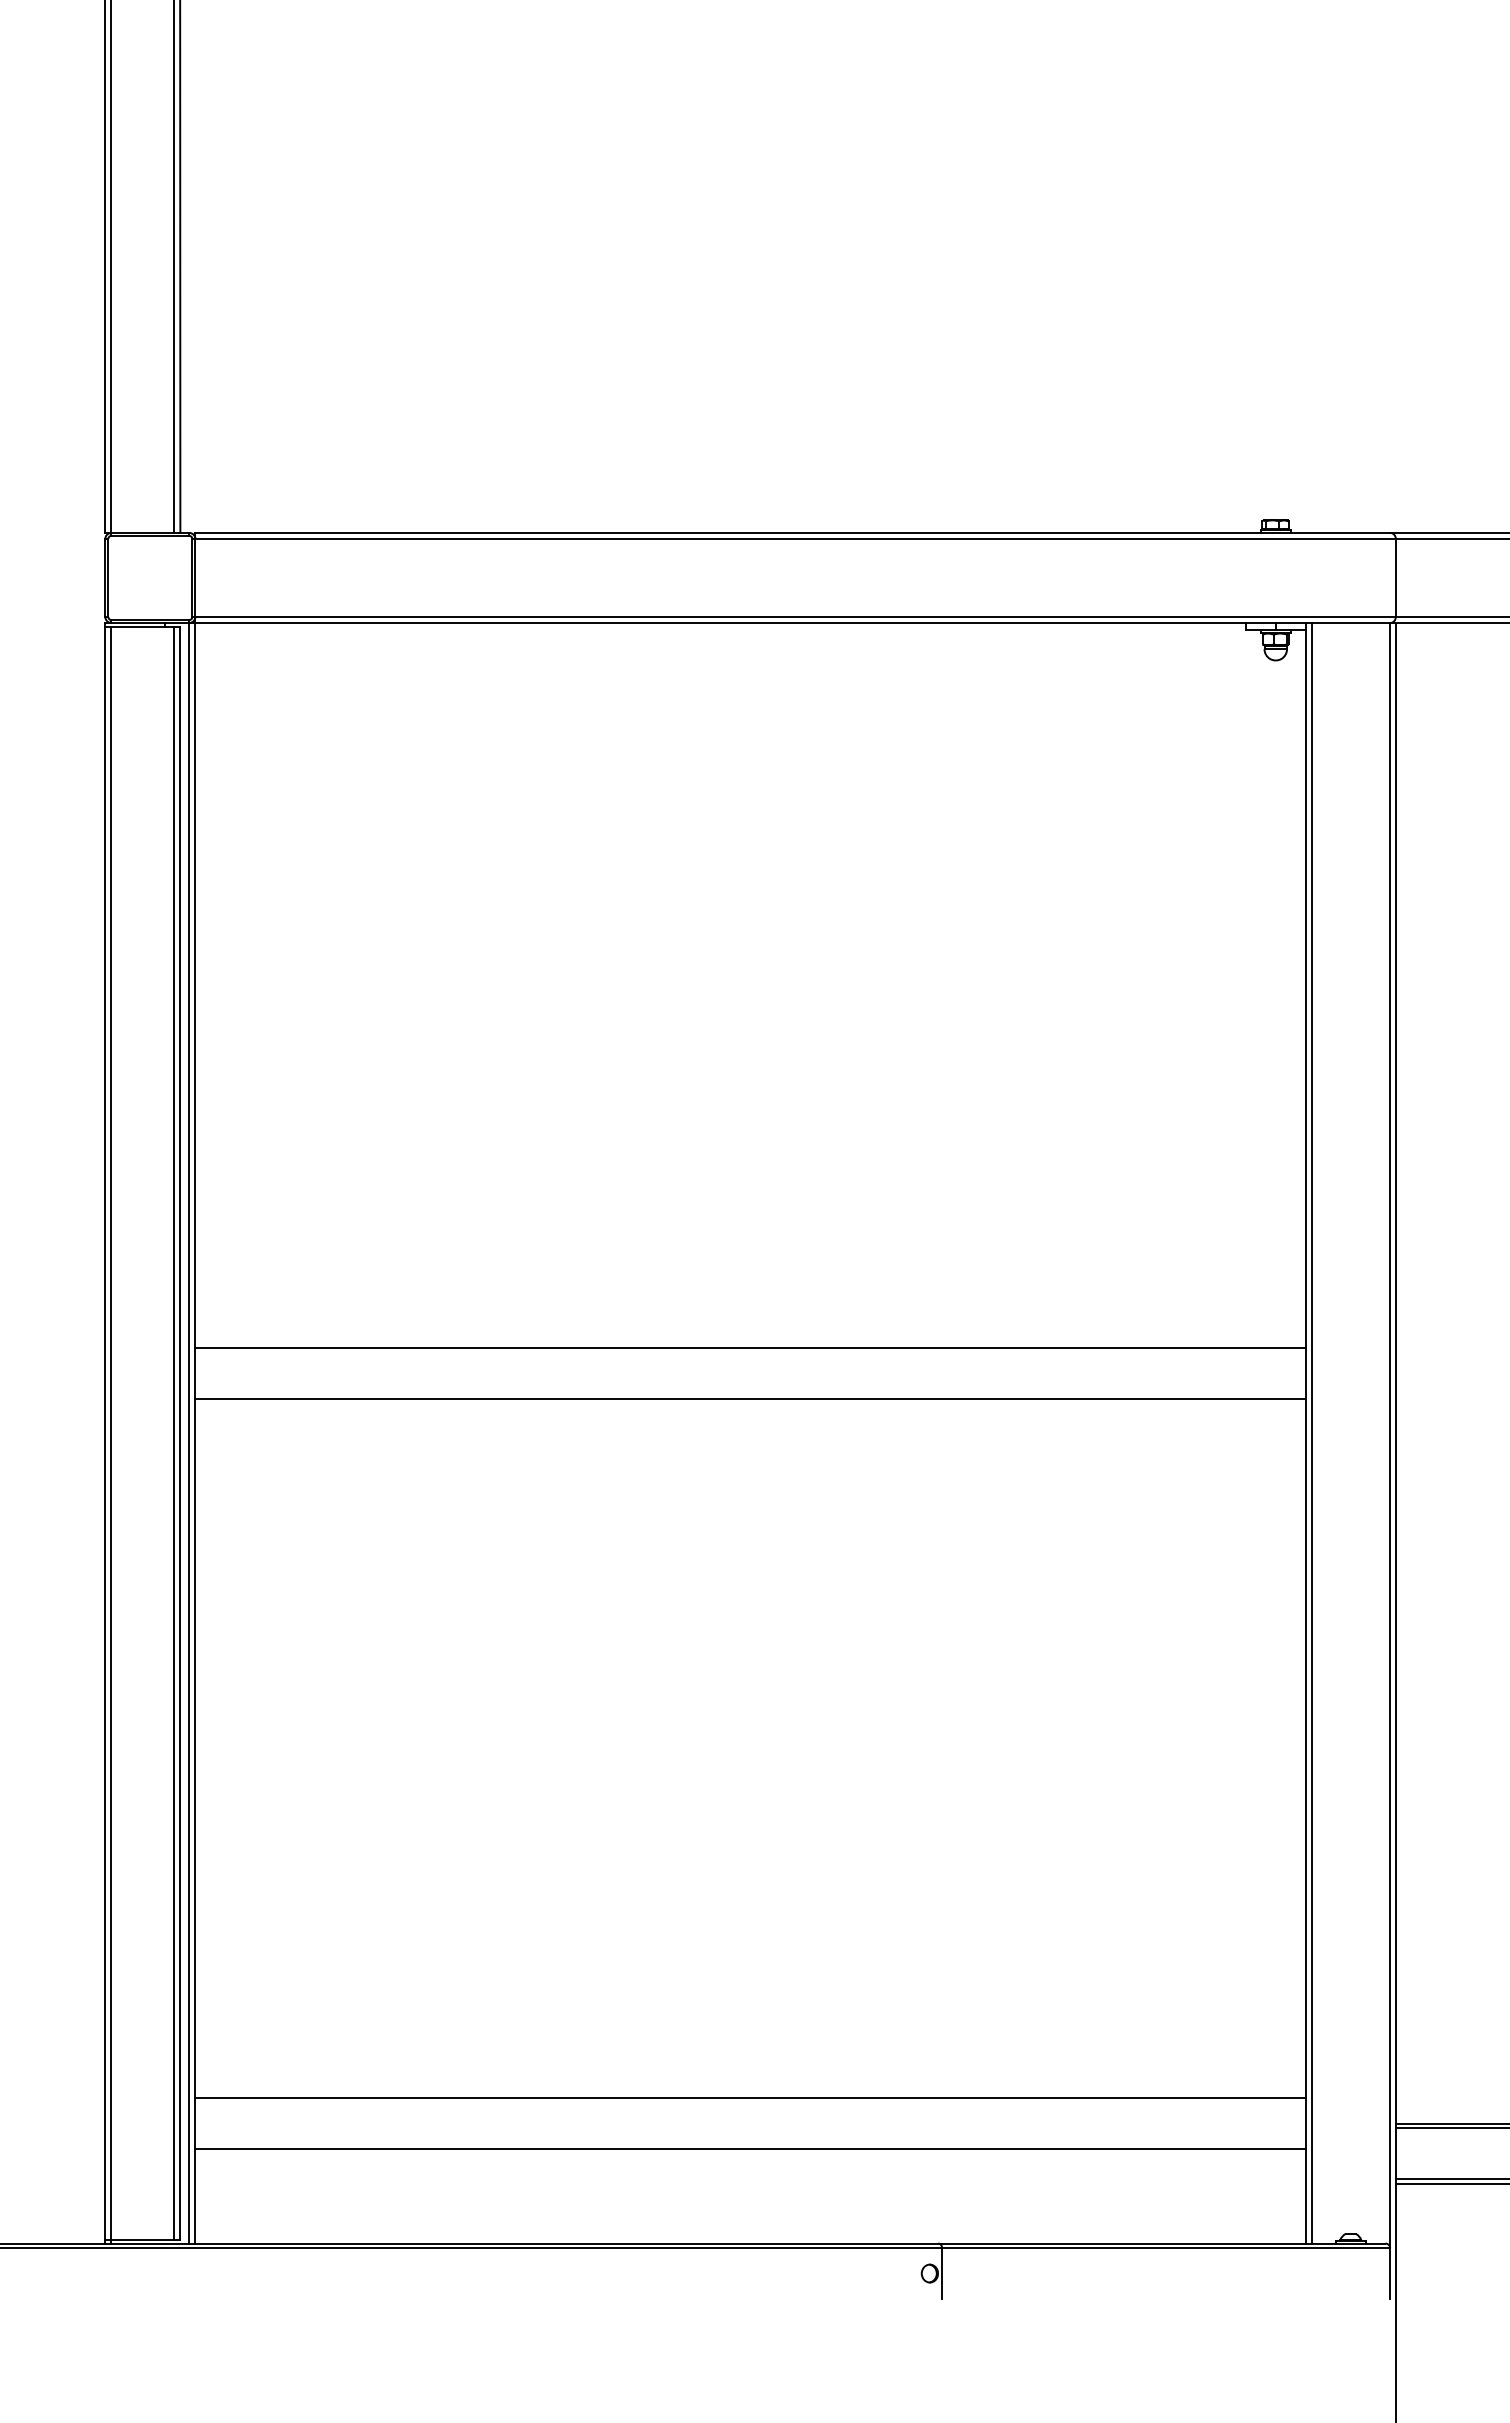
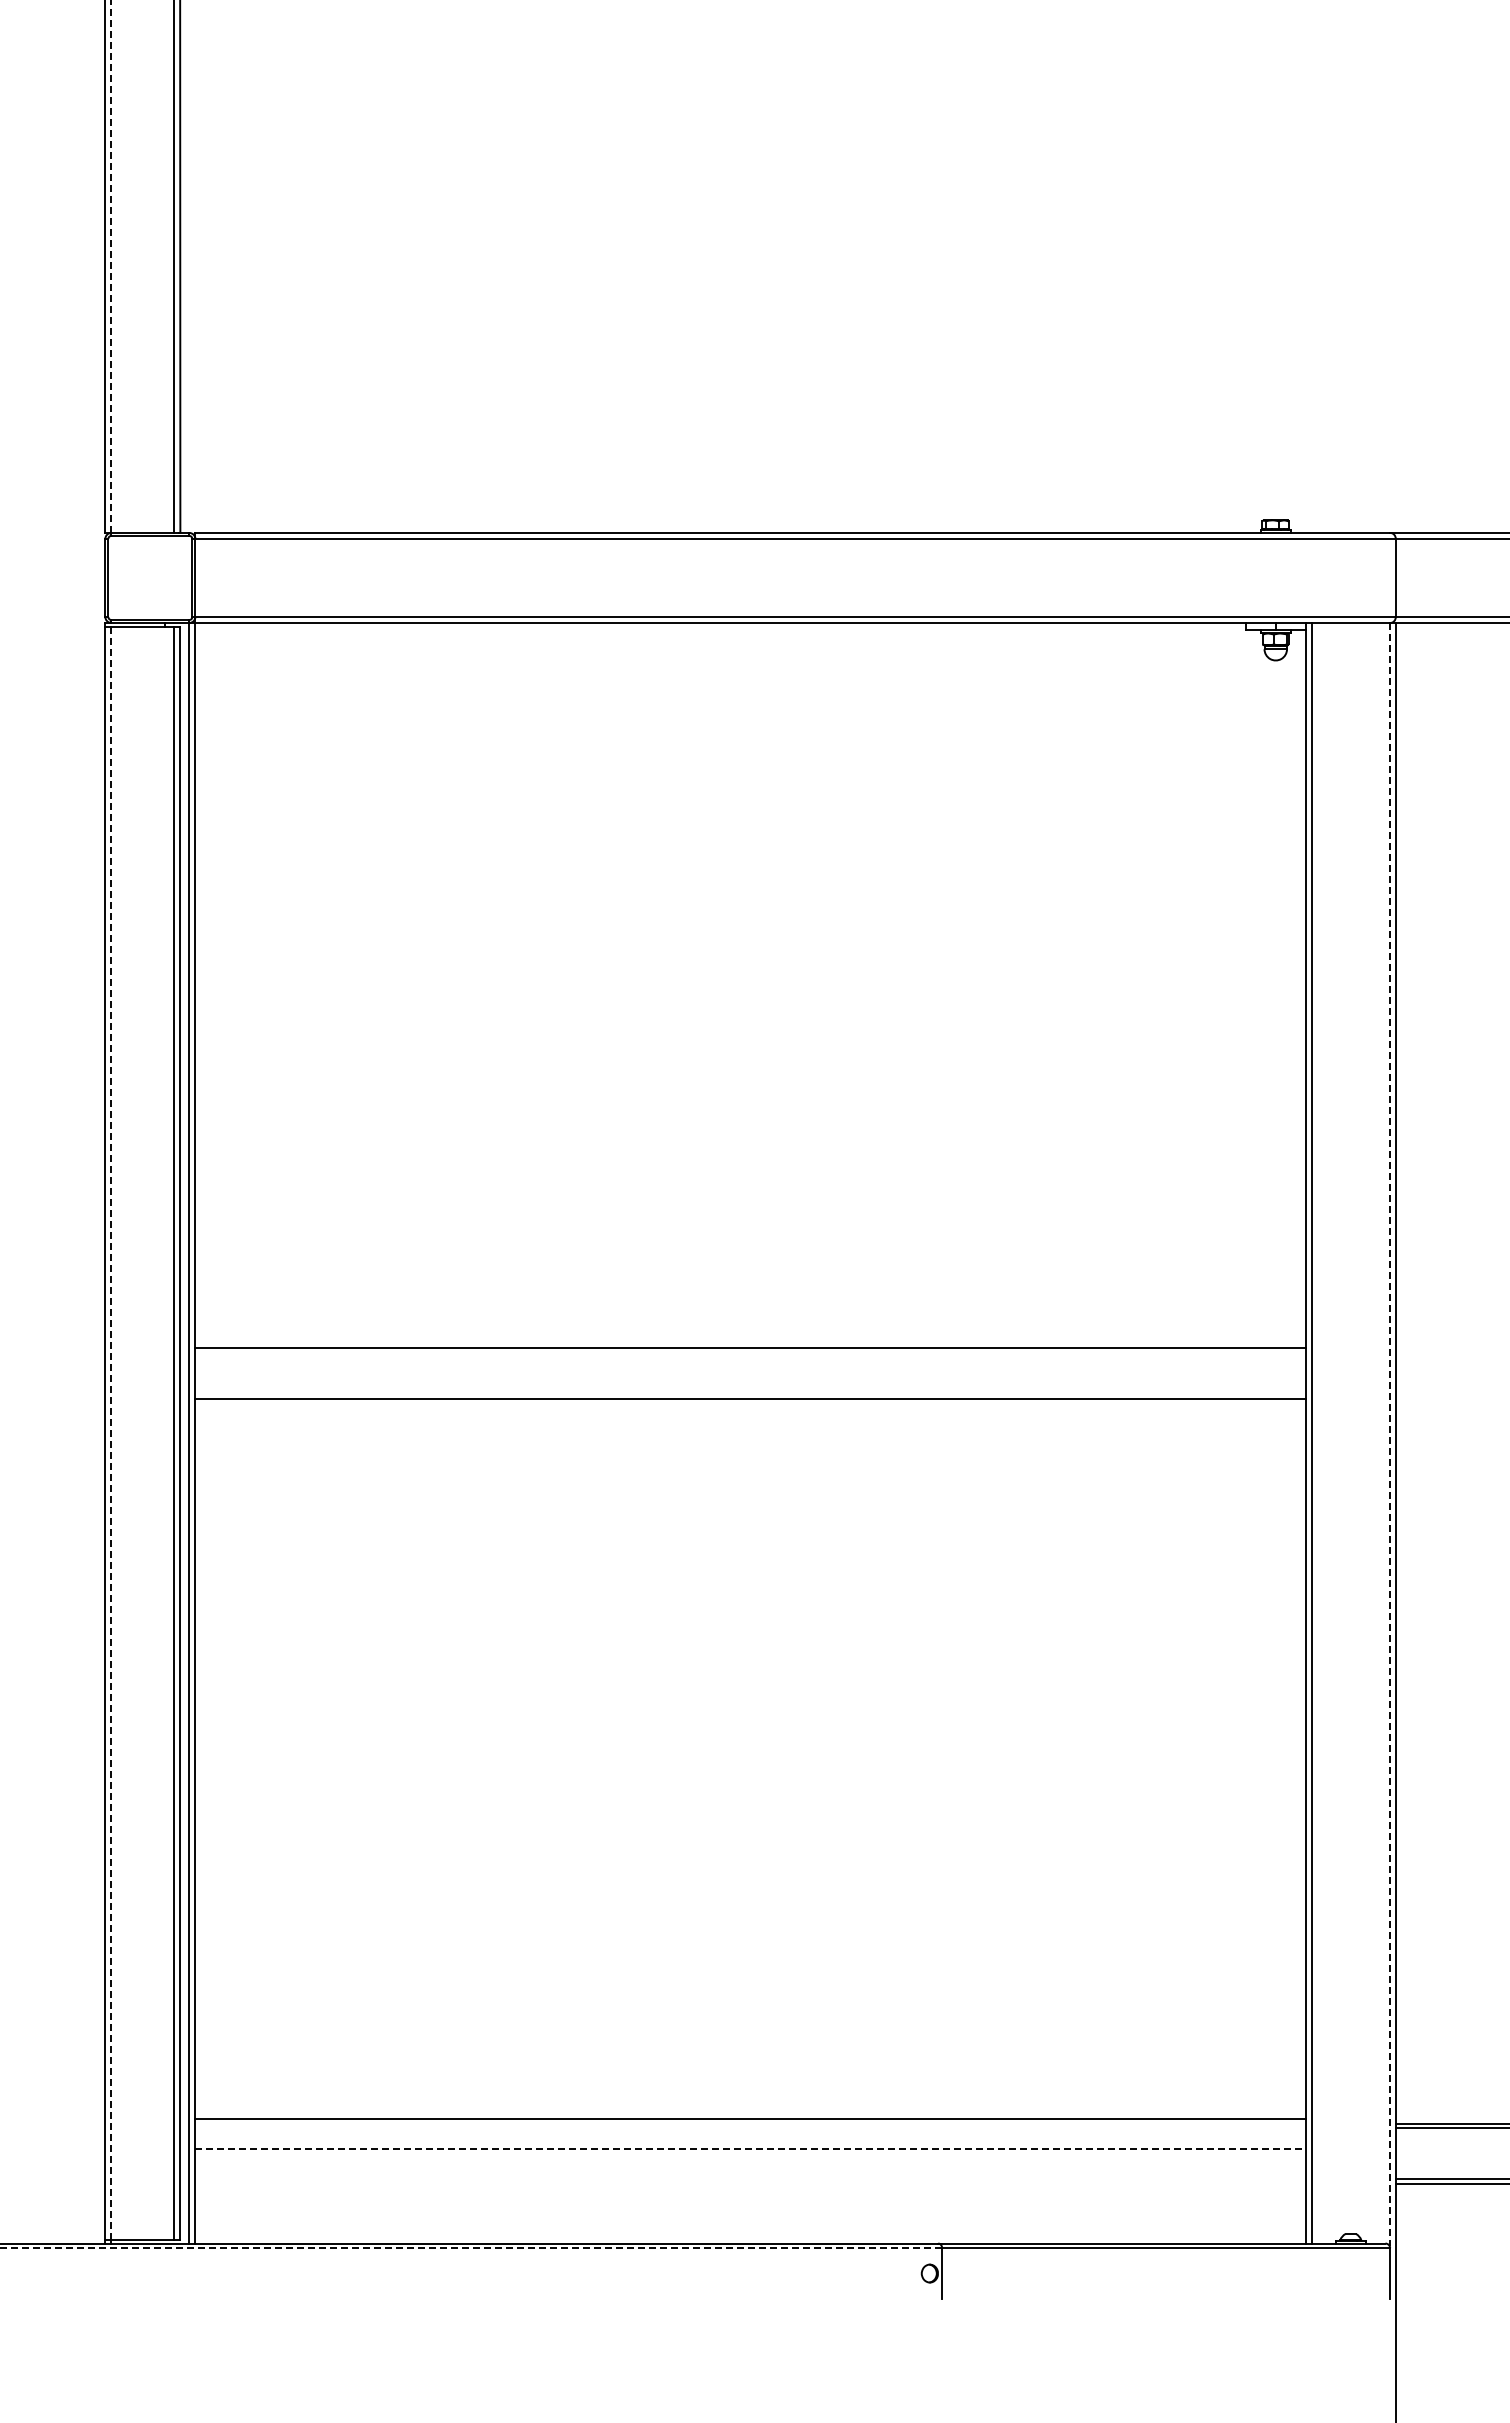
line: solid -> dashed (111, 266)
line: solid -> dashed (111, 1433)
line: solid -> dashed (1389, 1434)
line position: (750, 2098) -> (750, 2119) (750, 2119)
line: solid -> dashed (751, 2148)
line: solid -> dashed (471, 2248)
